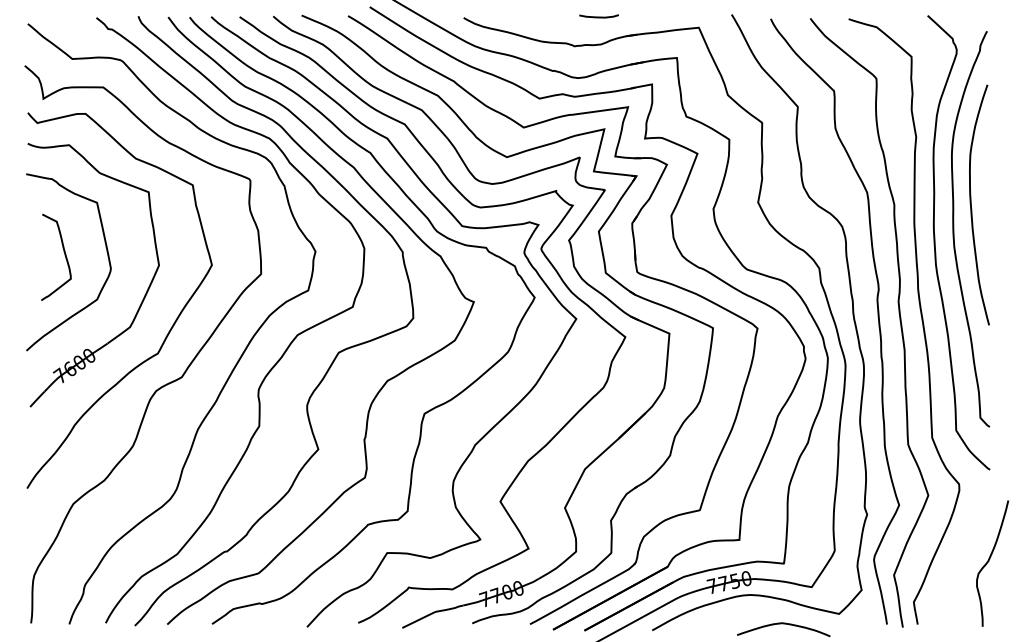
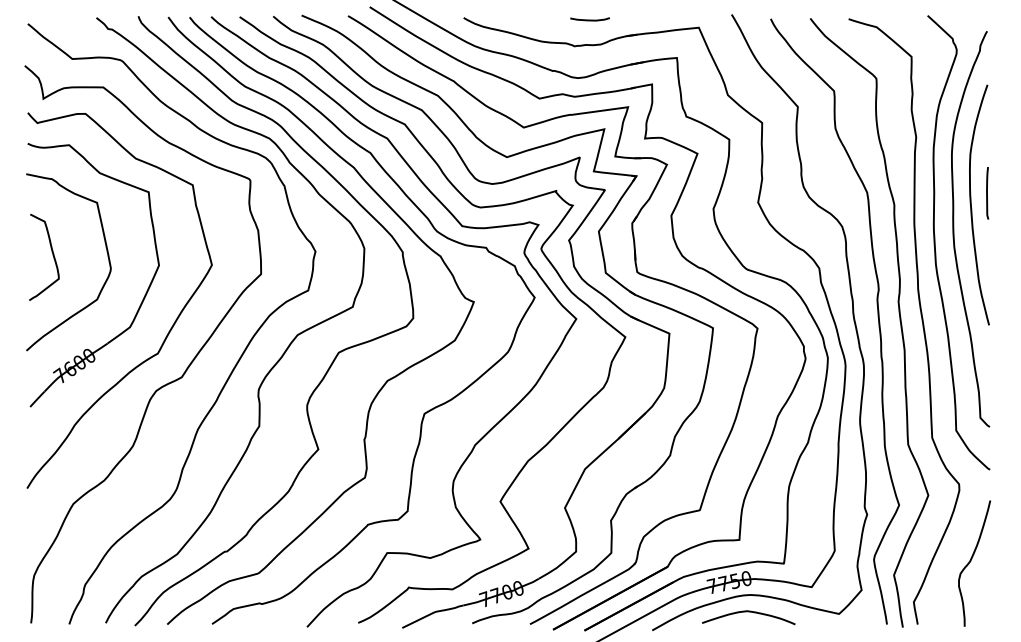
curve position: (598, 16) -> (589, 19) (589, 19)
line: none -> present (987, 193)
curve position: (63, 252) -> (51, 252) (51, 252)
curve position: (989, 561) -> (971, 561) (971, 561)
curve position: (783, 624) -> (748, 612) (748, 612)
